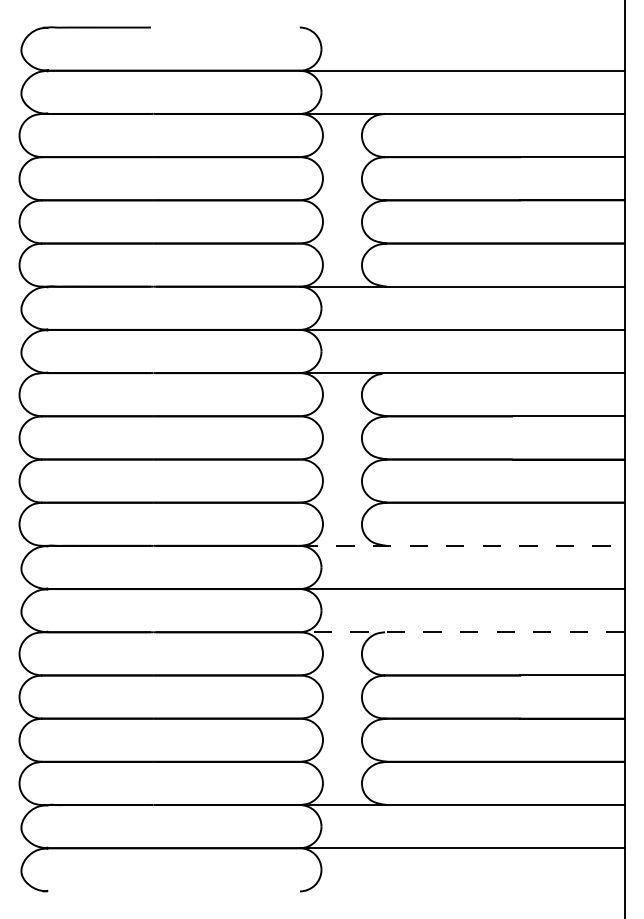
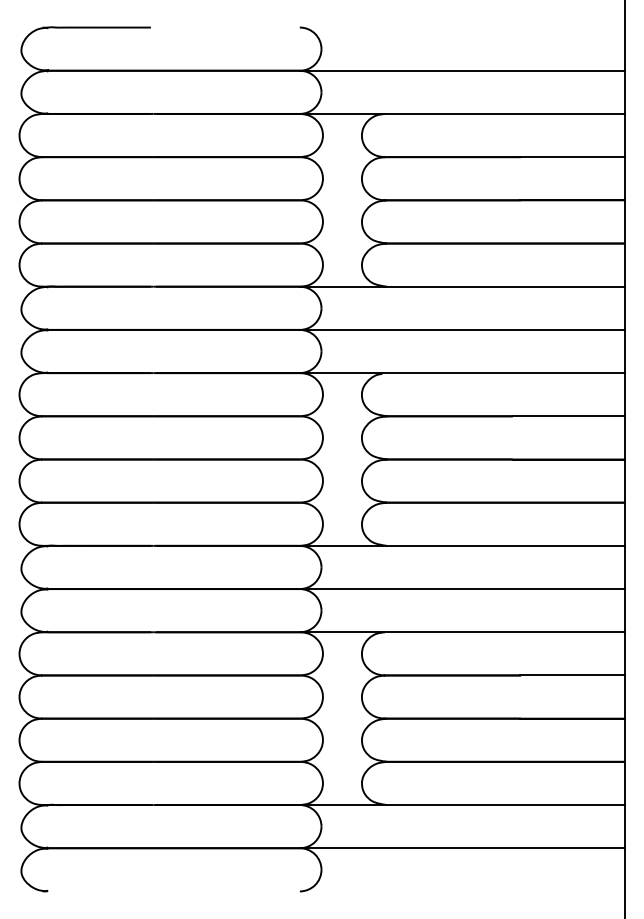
line: dashed -> solid (462, 545)
line: dashed -> solid (461, 632)
